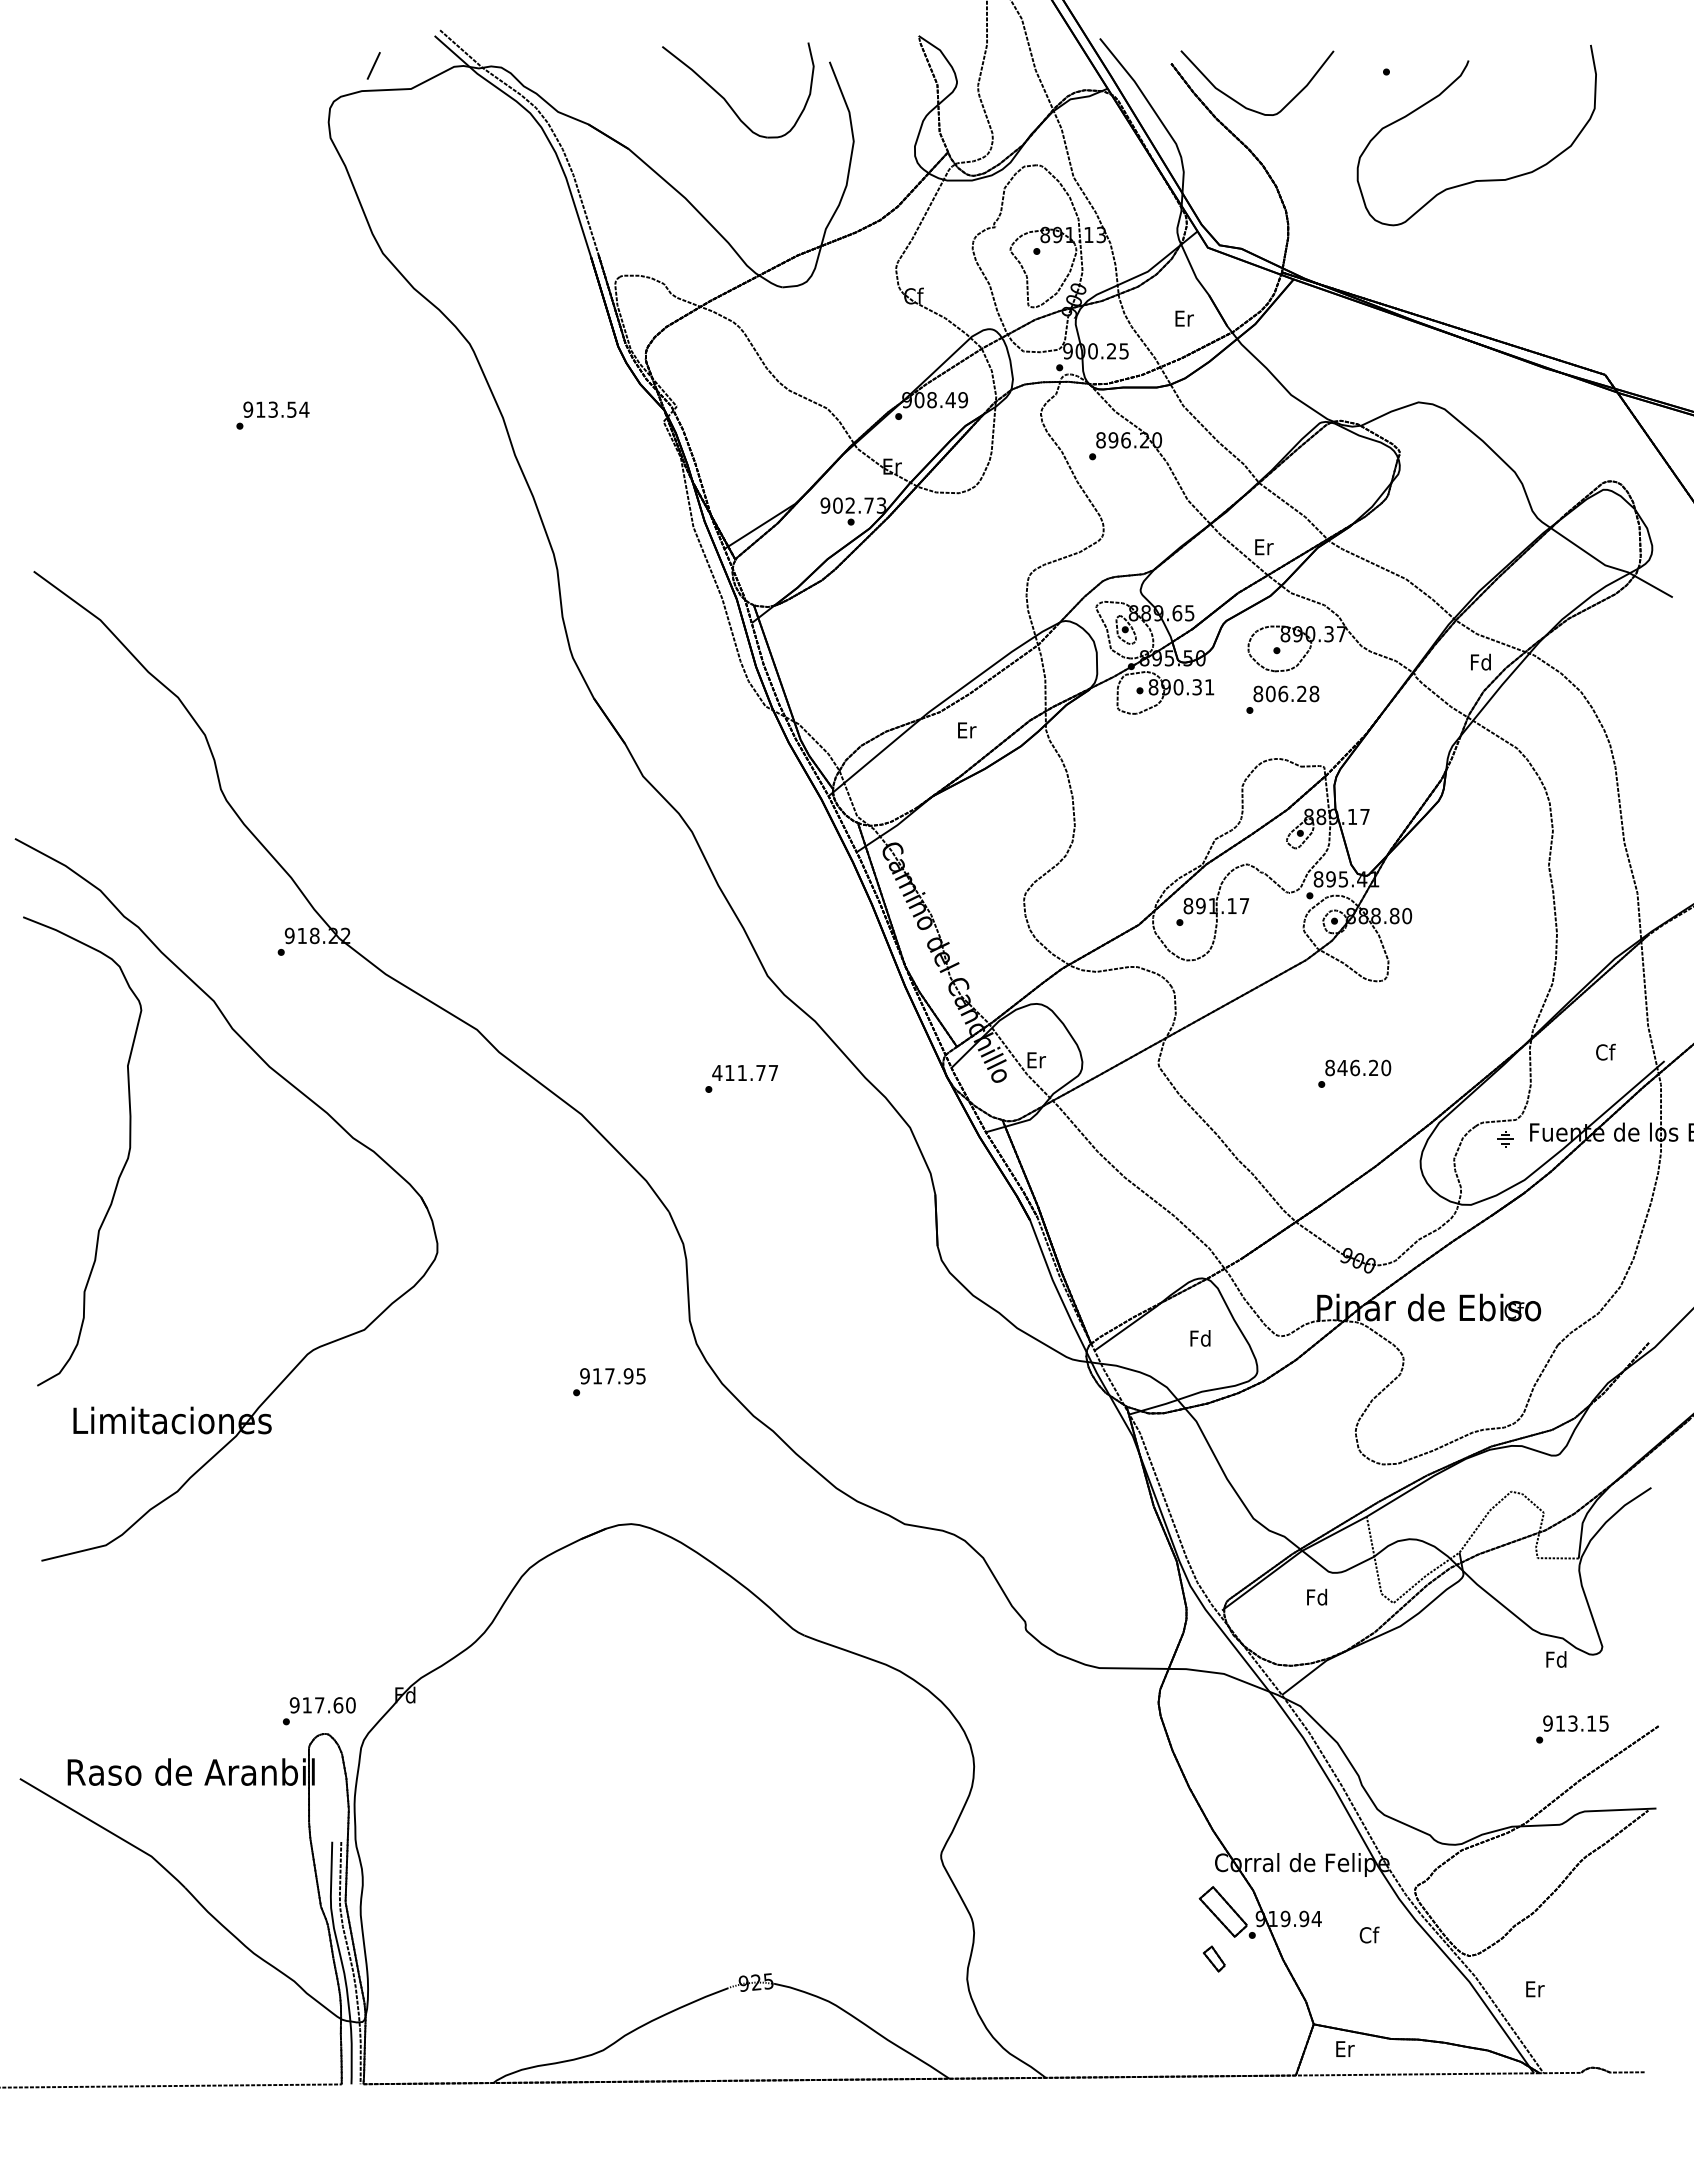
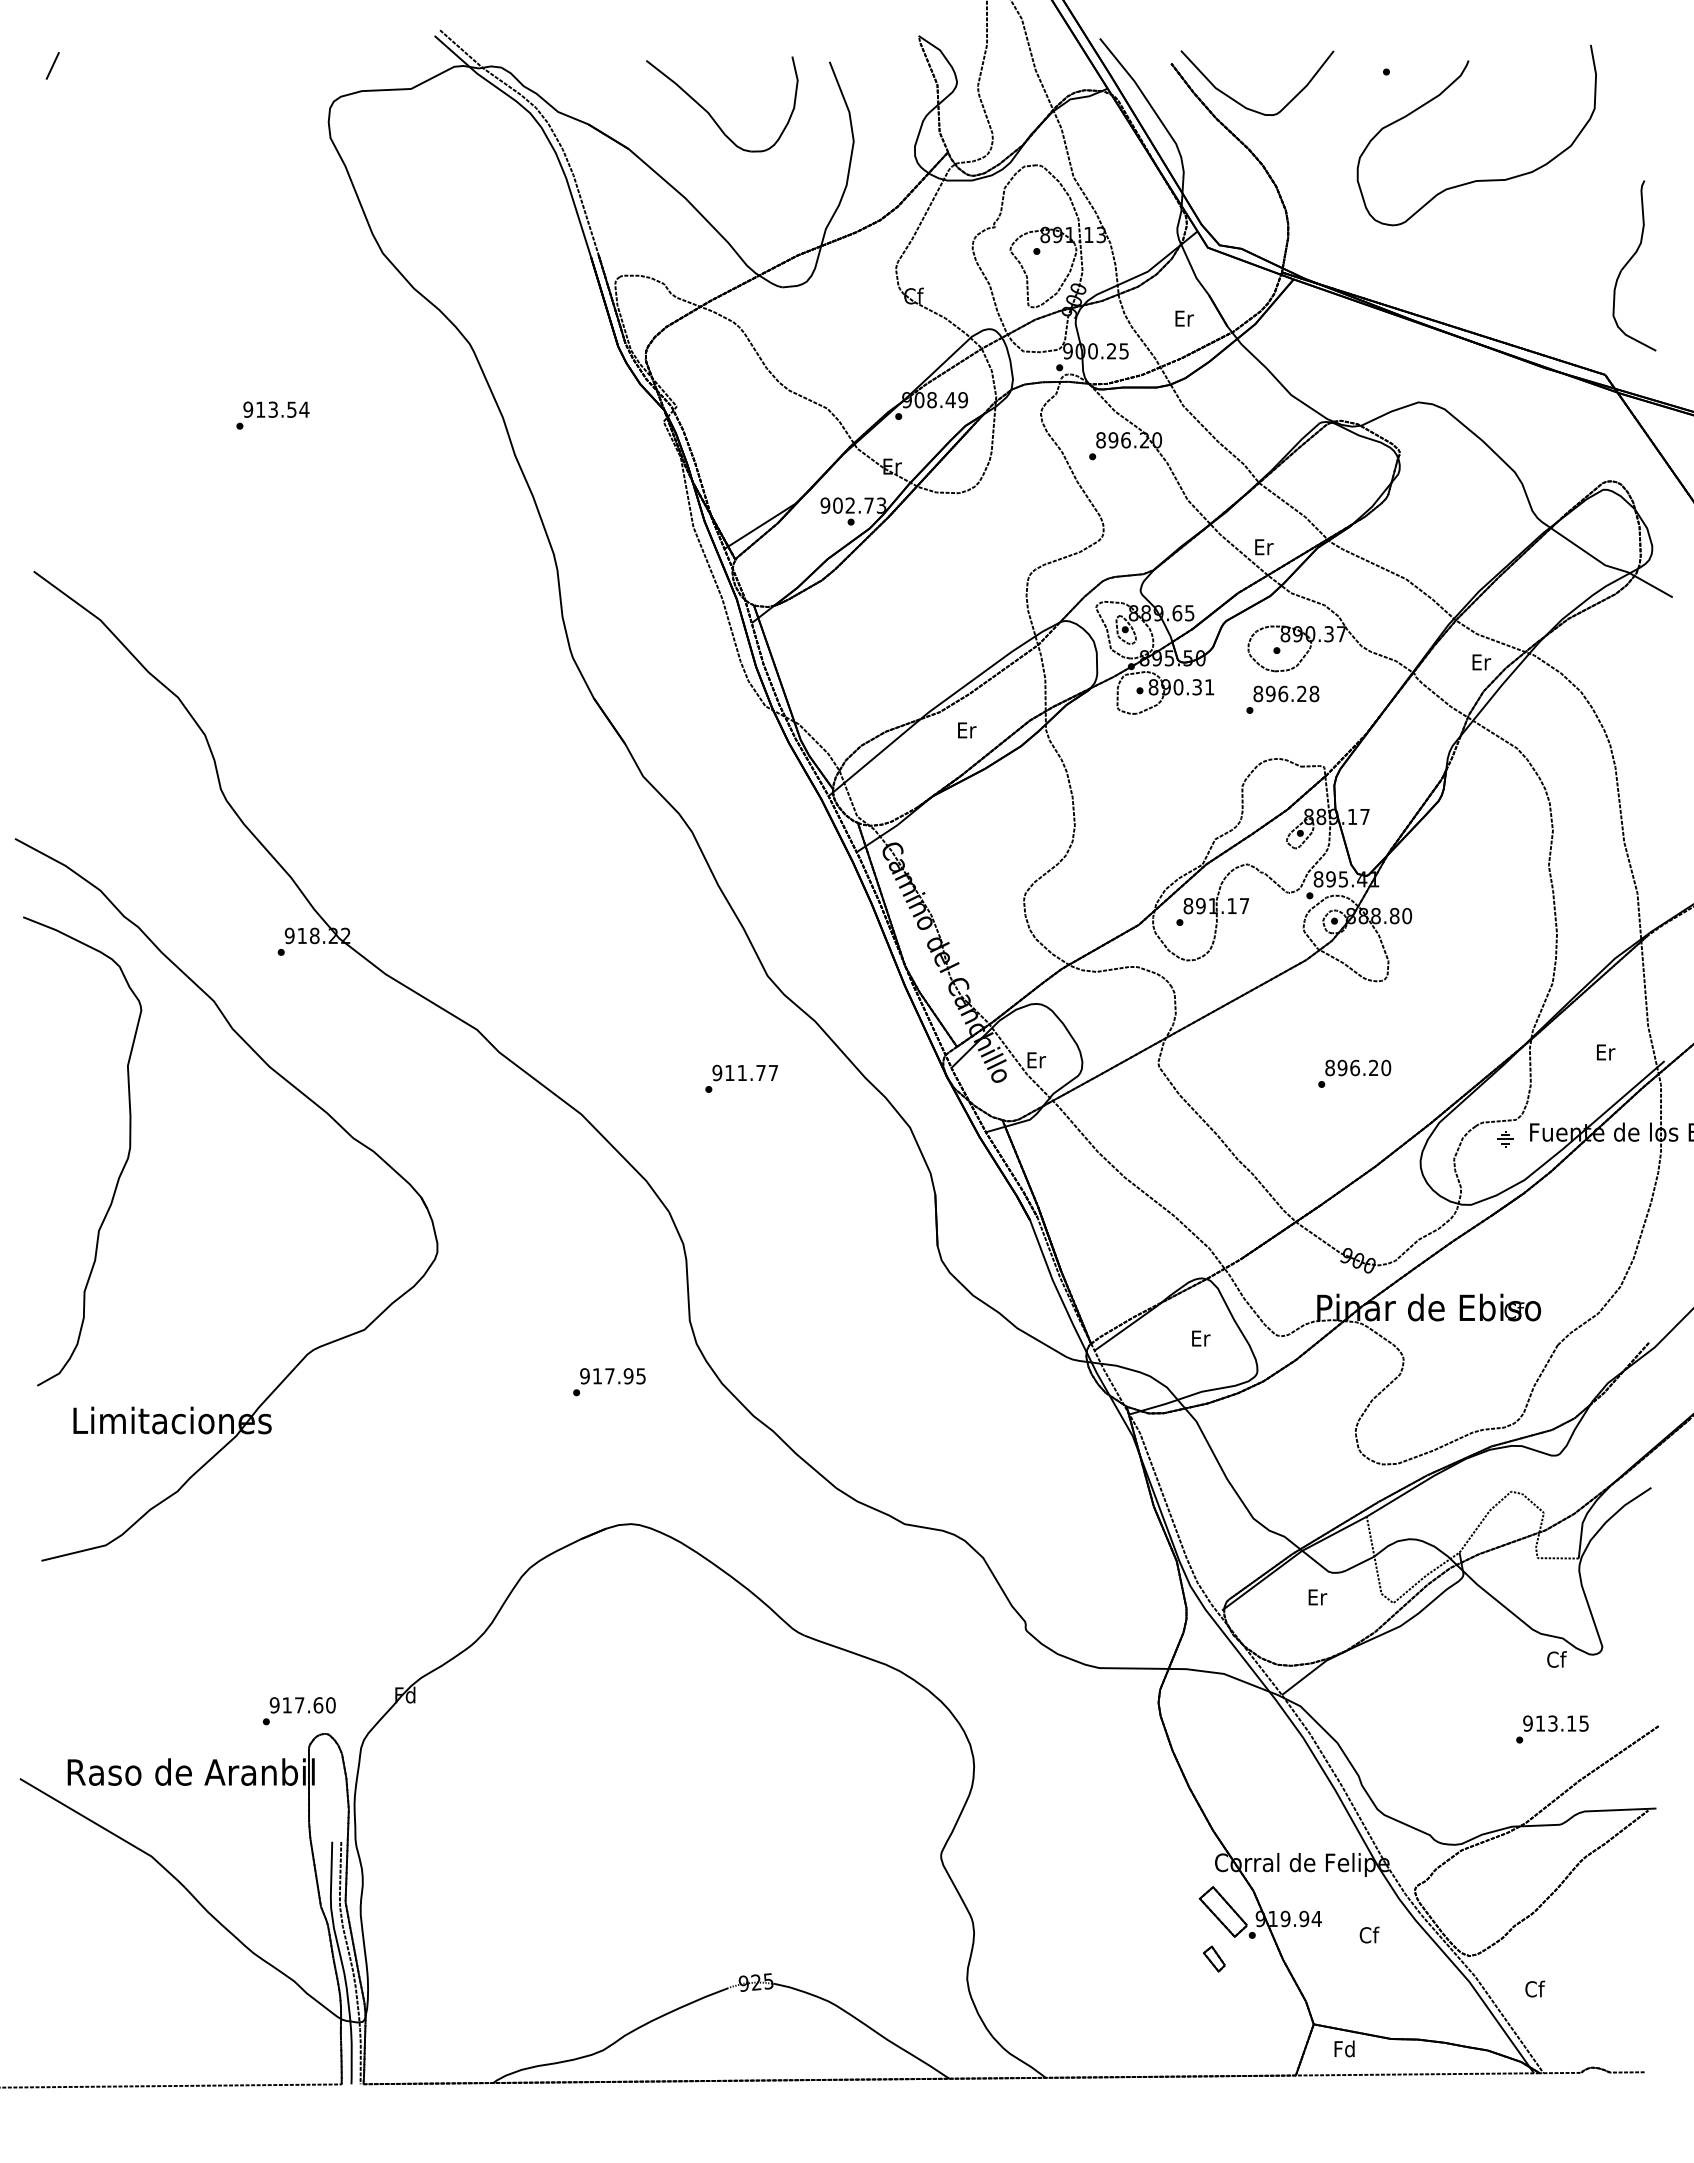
line position: (373, 65) -> (52, 65) (52, 65)
part position: (725, 98) -> (709, 112) (709, 112)
part: none -> present (1628, 263)
text: Fd -> Er (1481, 661)
text: 806.28 -> 896.28 (1270, 694)
text: Cf -> Er (1605, 1051)
text: 846.20 -> 896.20 (1342, 1067)
text: 411.77 -> 911.77 (717, 1072)
text: Fd -> Er (1200, 1338)
text: Fd -> Er (1317, 1596)
text: Fd -> Cf (1556, 1659)
text position: (319, 1711) -> (299, 1711) (299, 1711)
text position: (1572, 1729) -> (1552, 1729) (1552, 1729)
text: Er -> Cf (1535, 1988)
text: Er -> Fd (1344, 2048)
